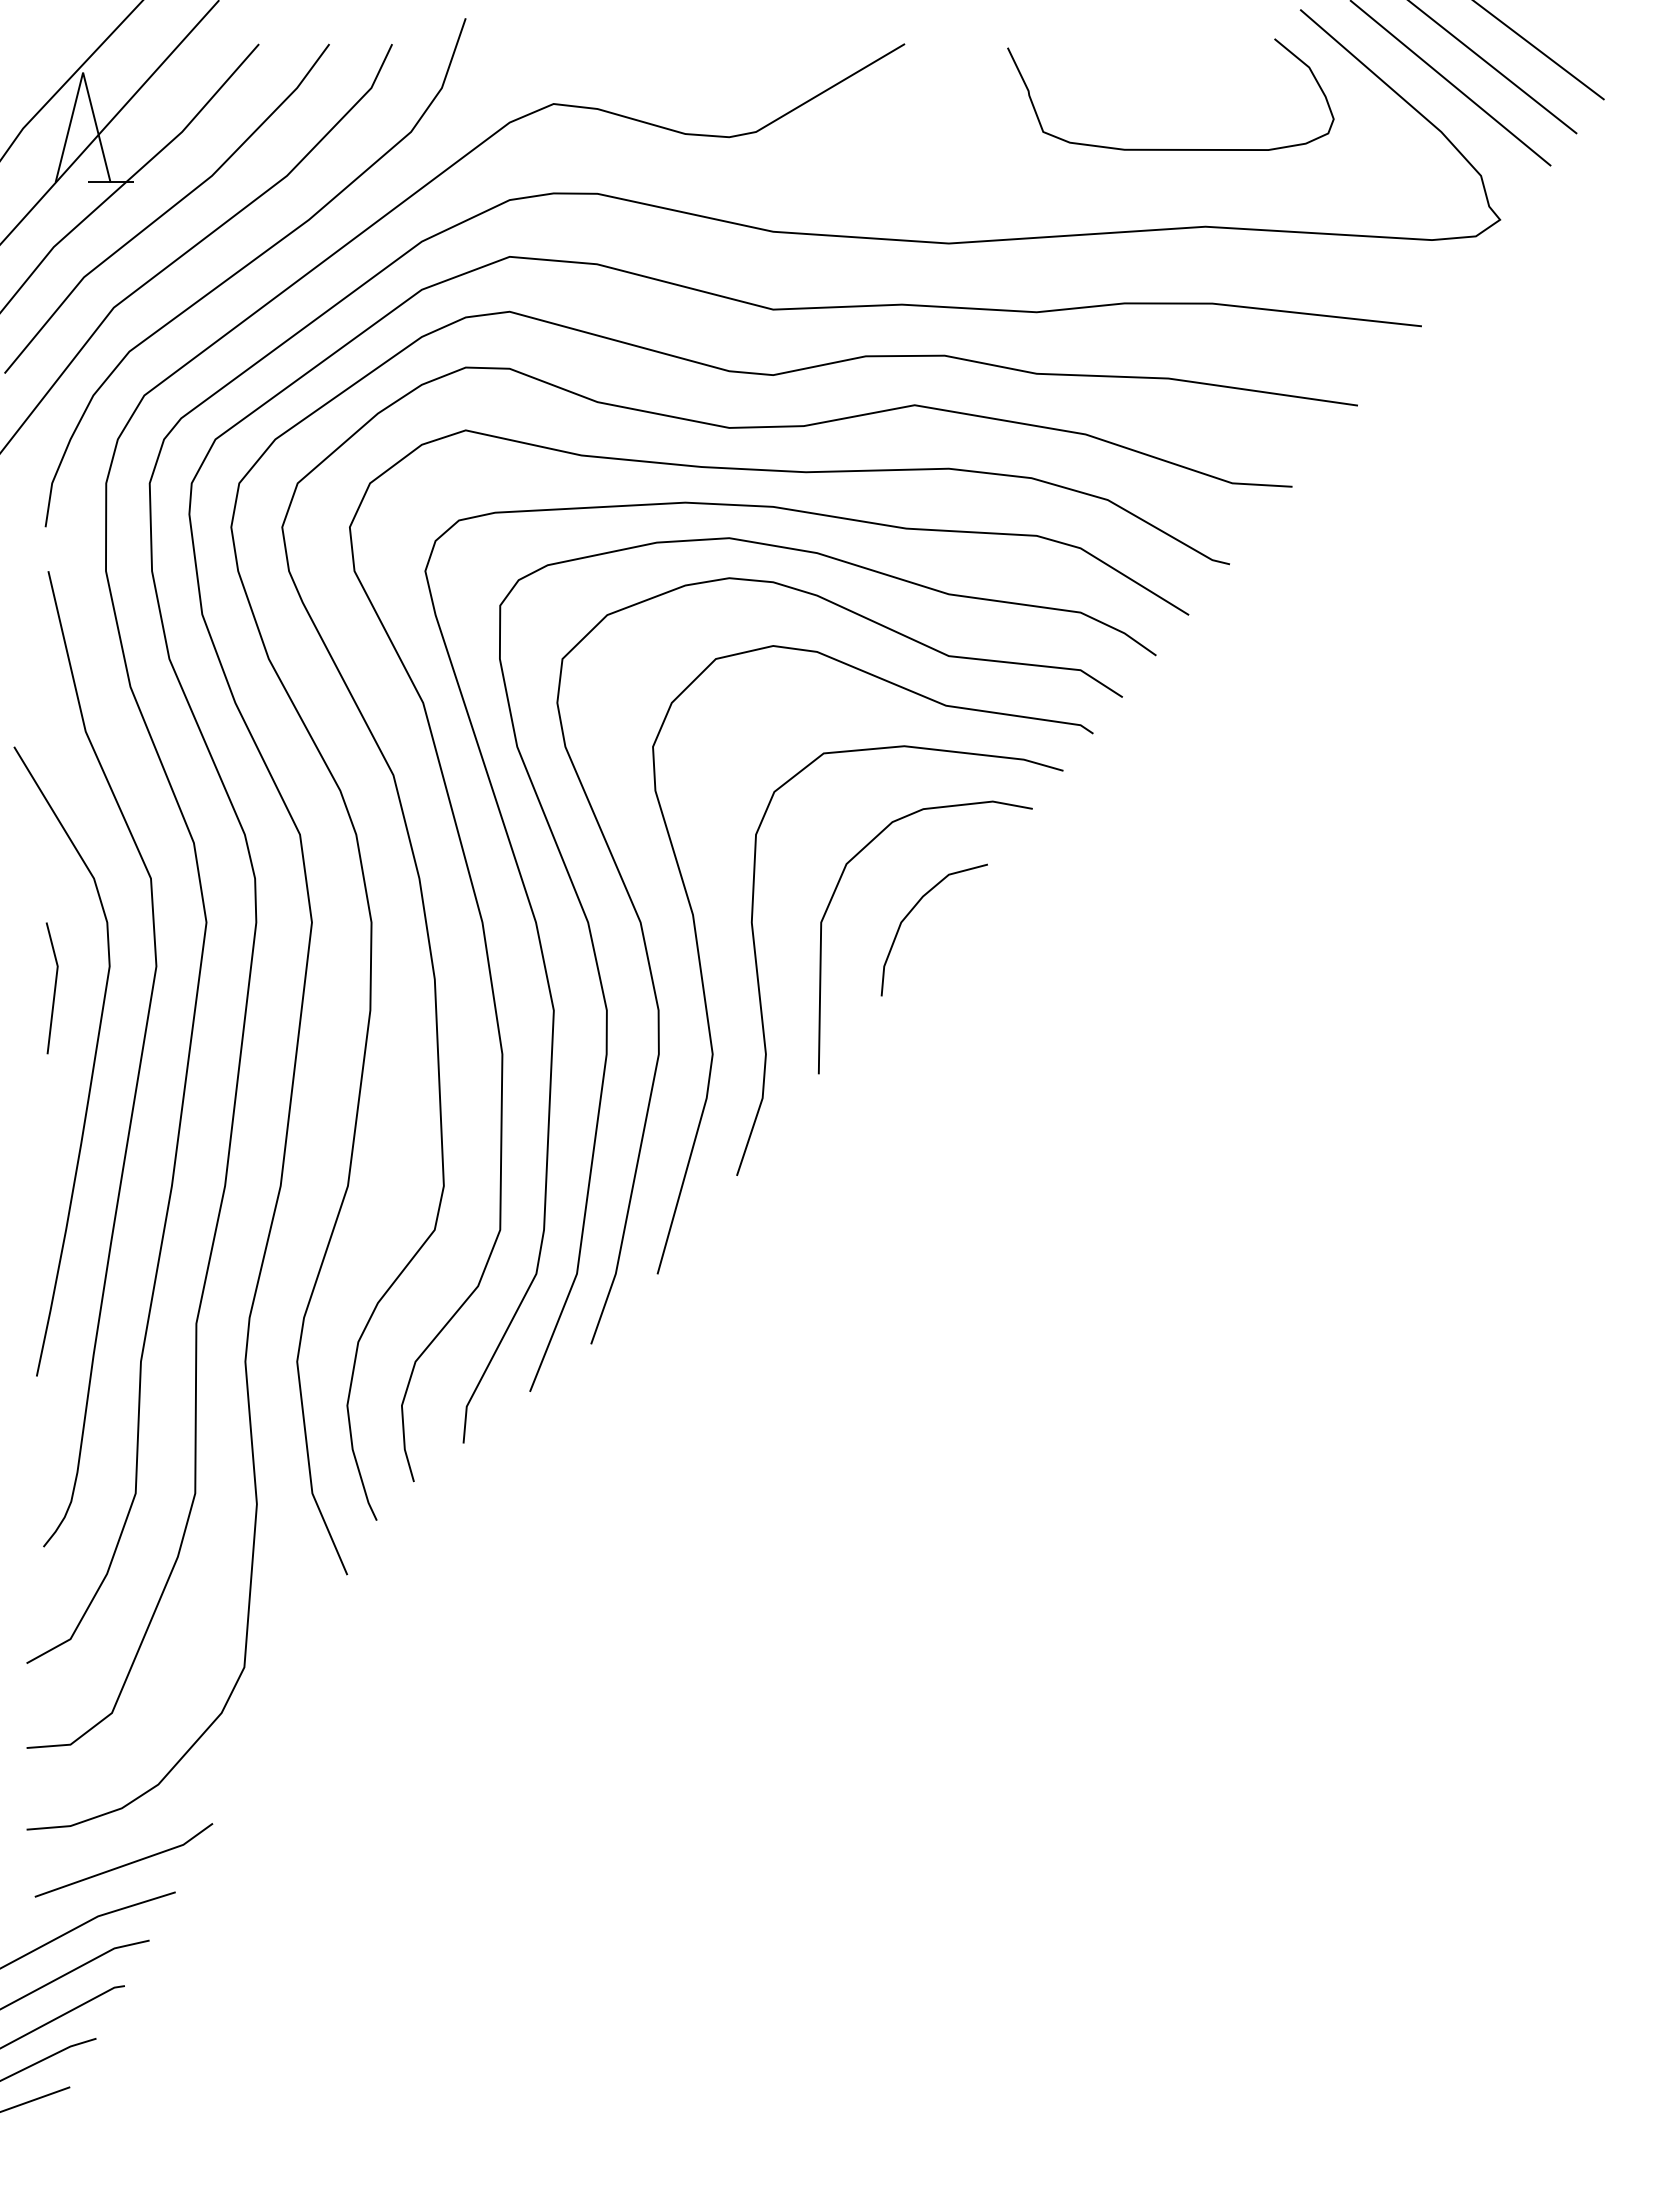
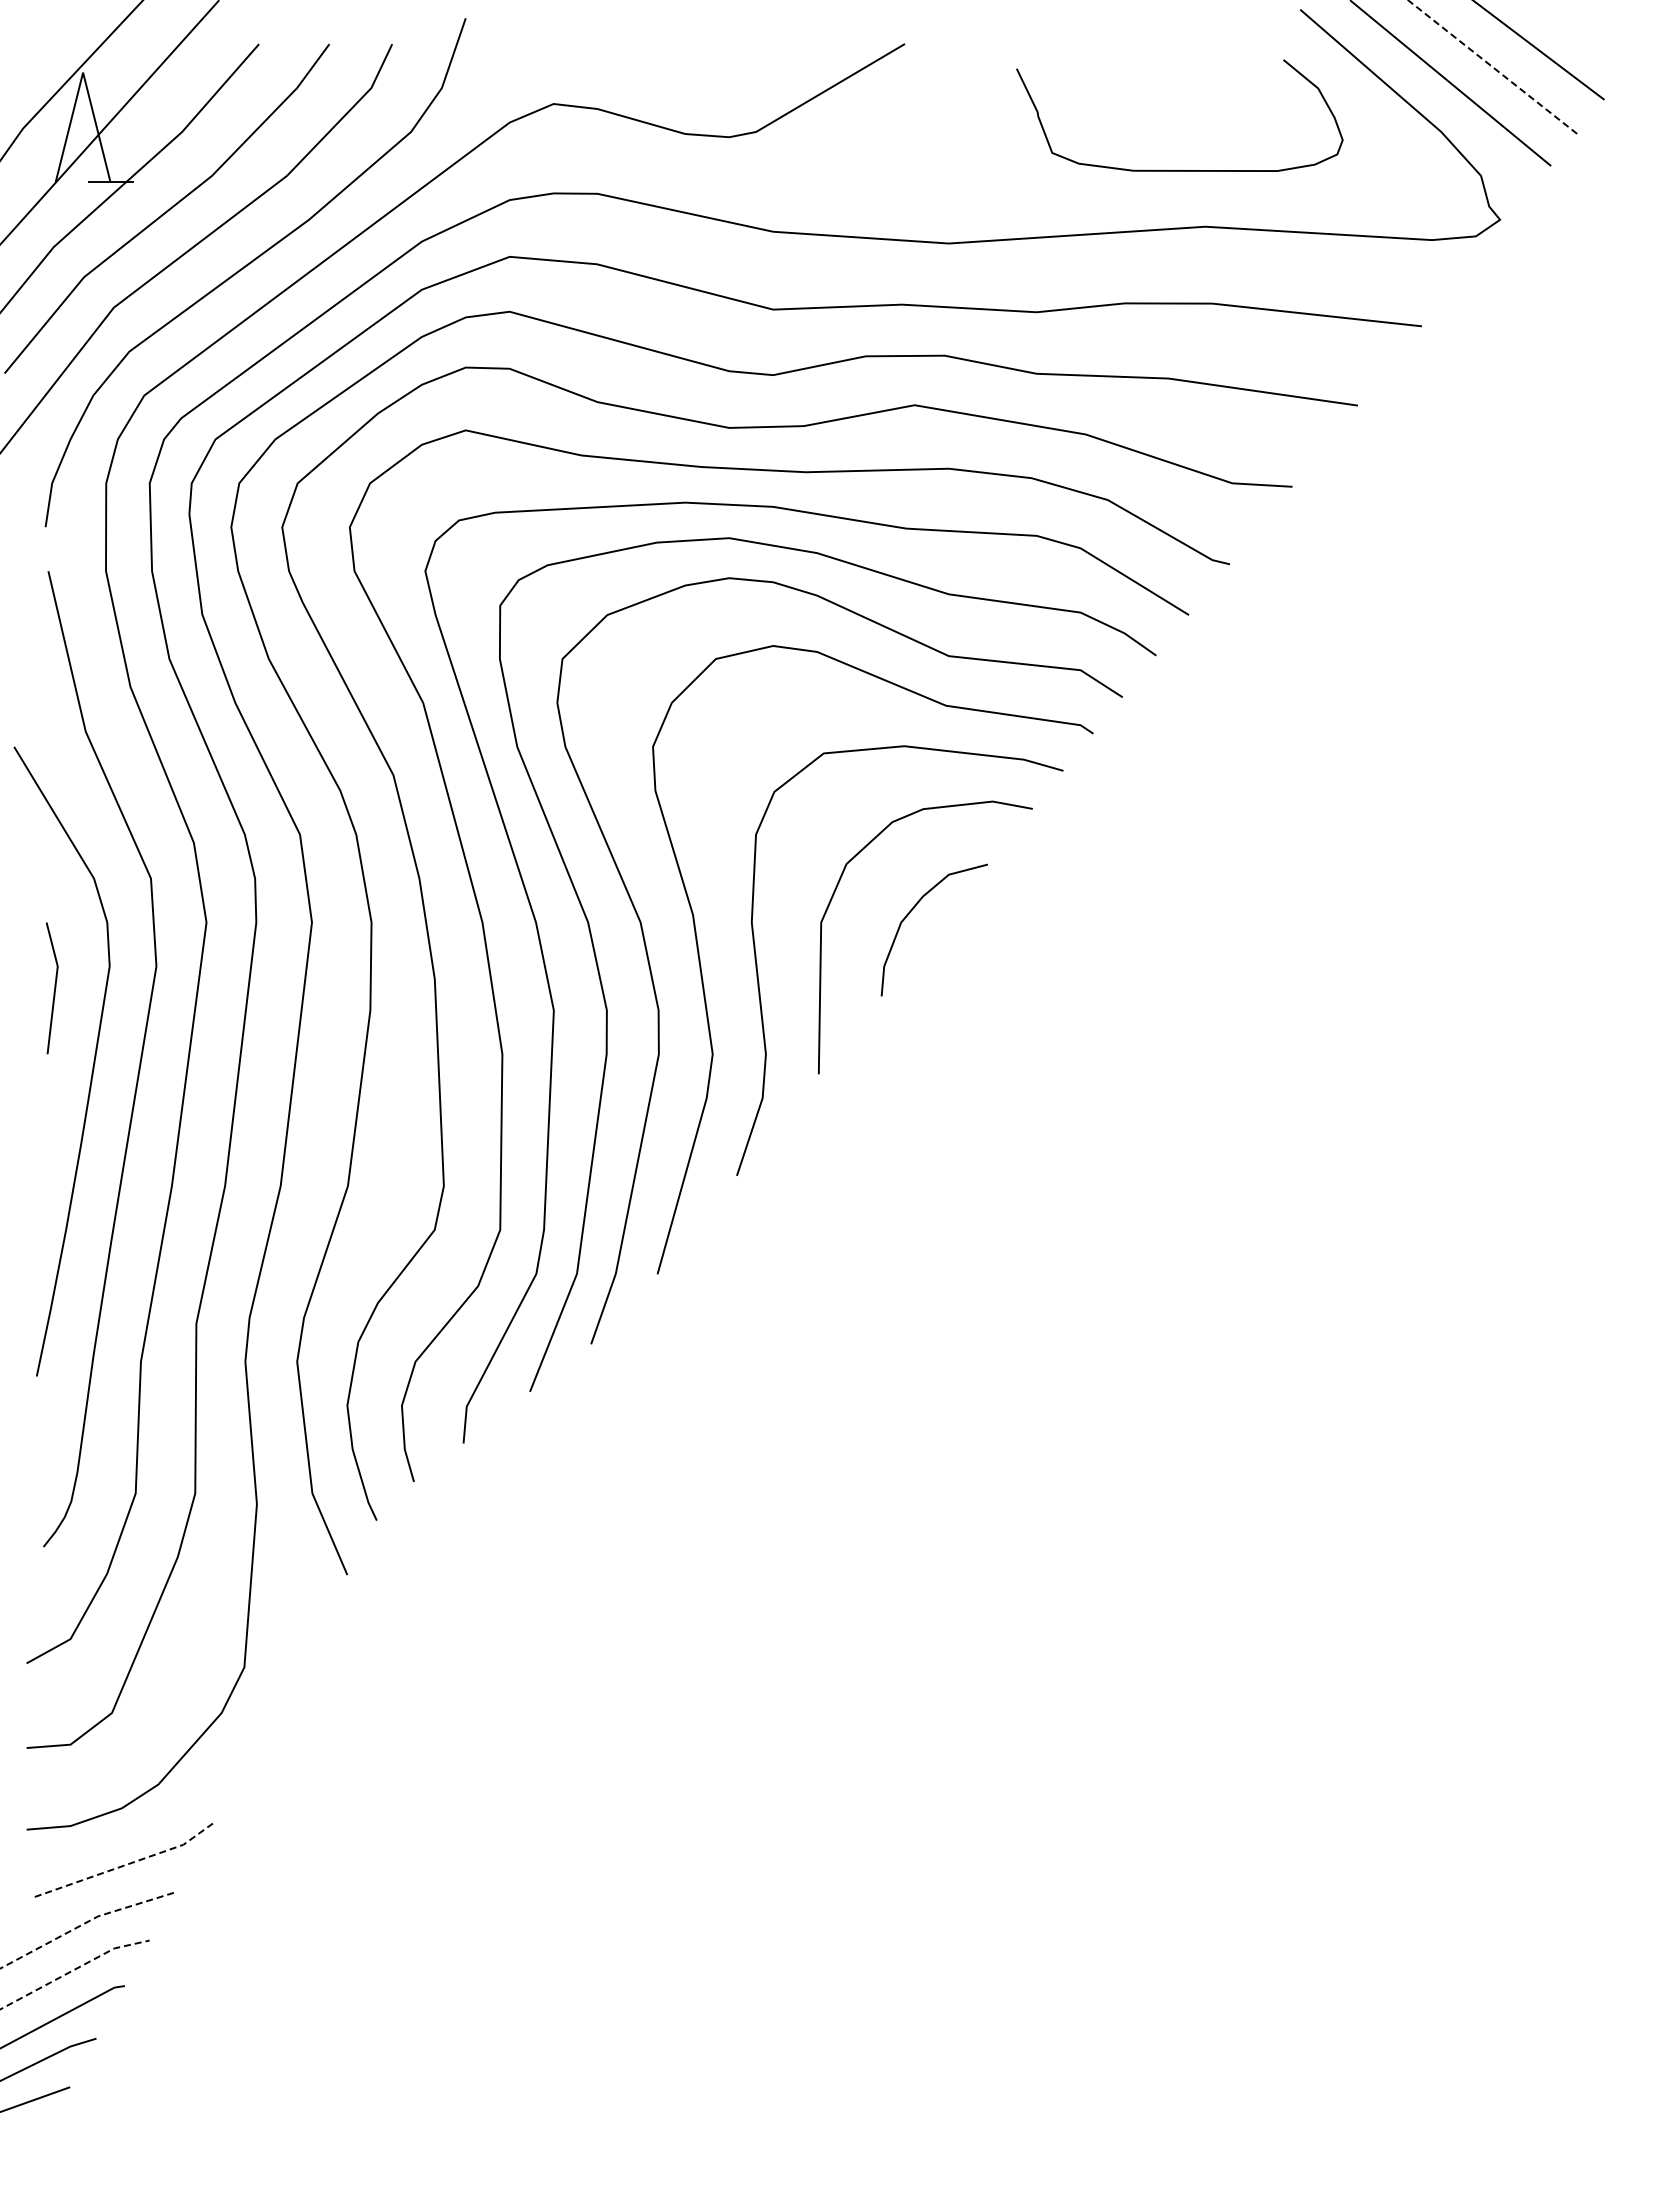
line: solid -> dashed (1492, 66)
curve position: (1170, 149) -> (1179, 170) (1179, 170)
line: solid -> dashed (127, 1864)
line: solid -> dashed (85, 1922)
line: solid -> dashed (74, 1970)
